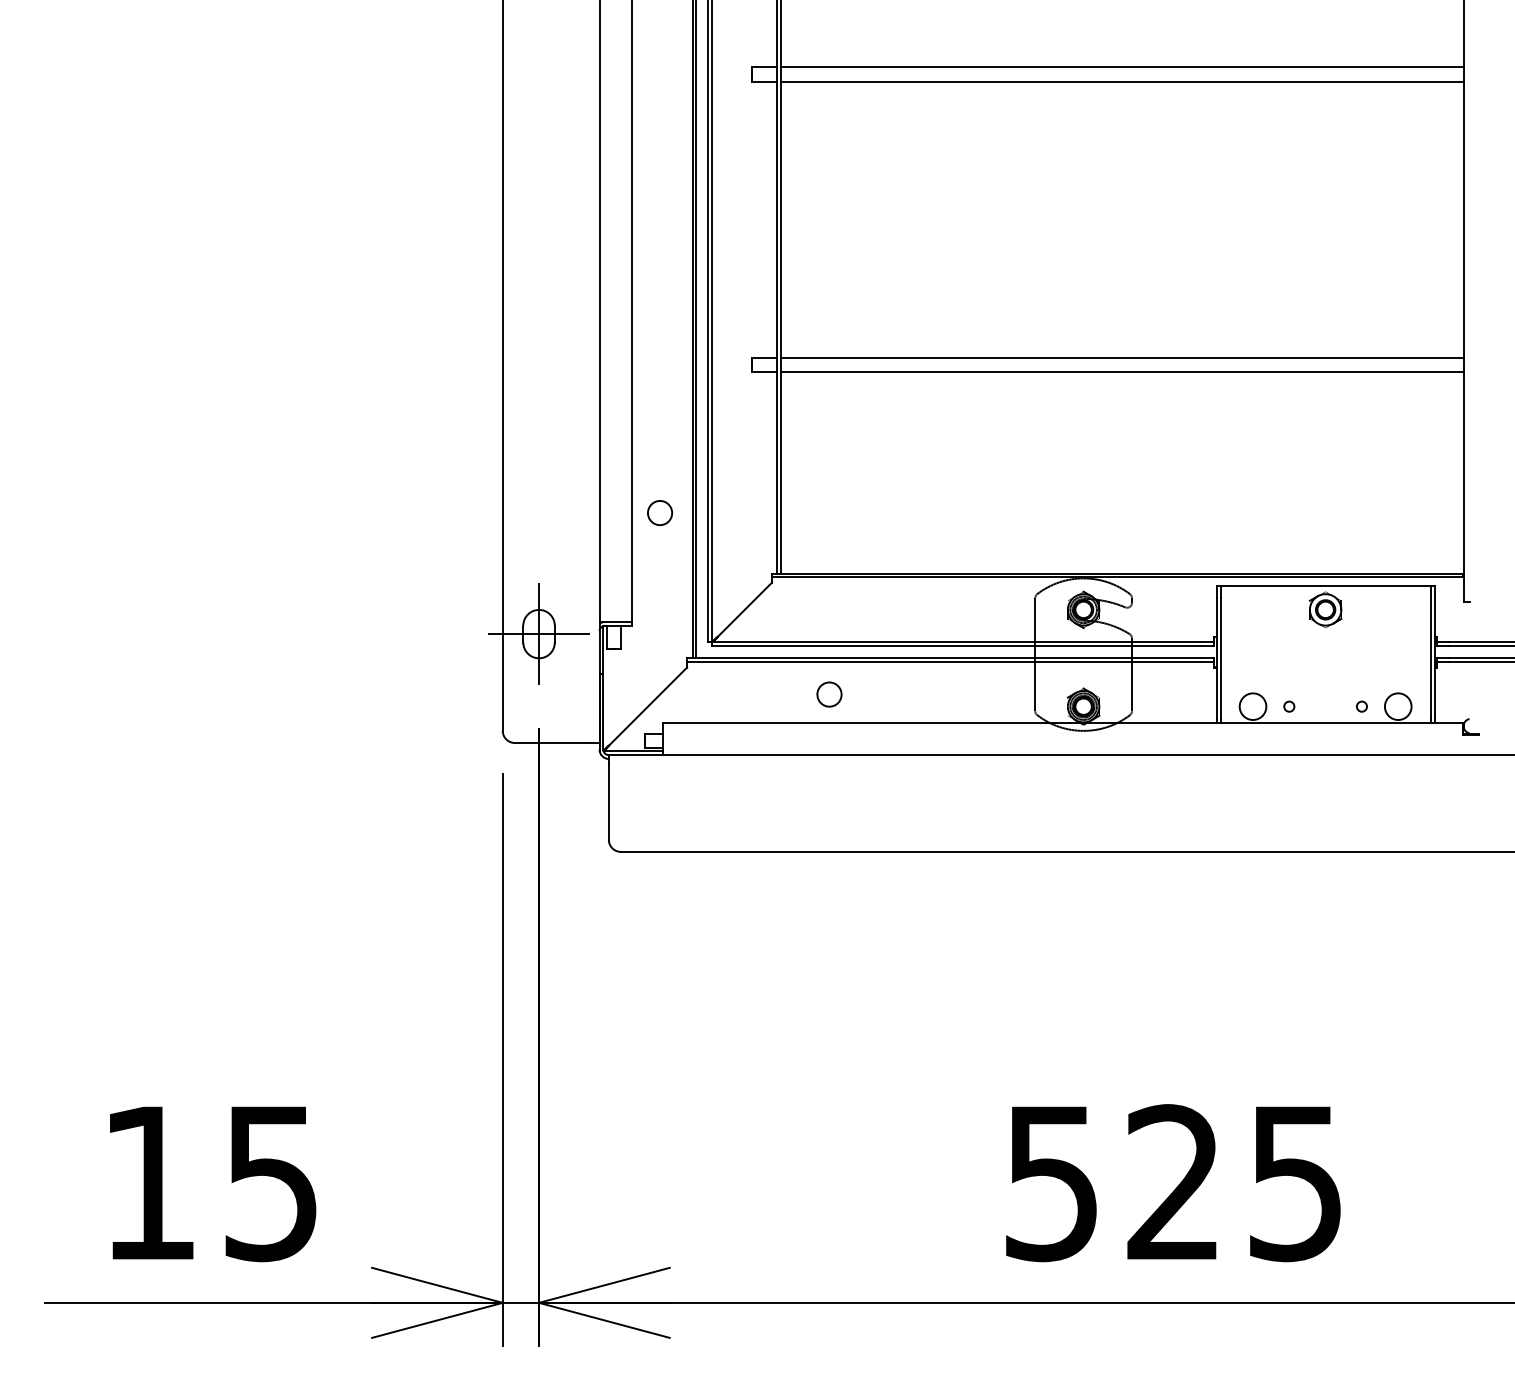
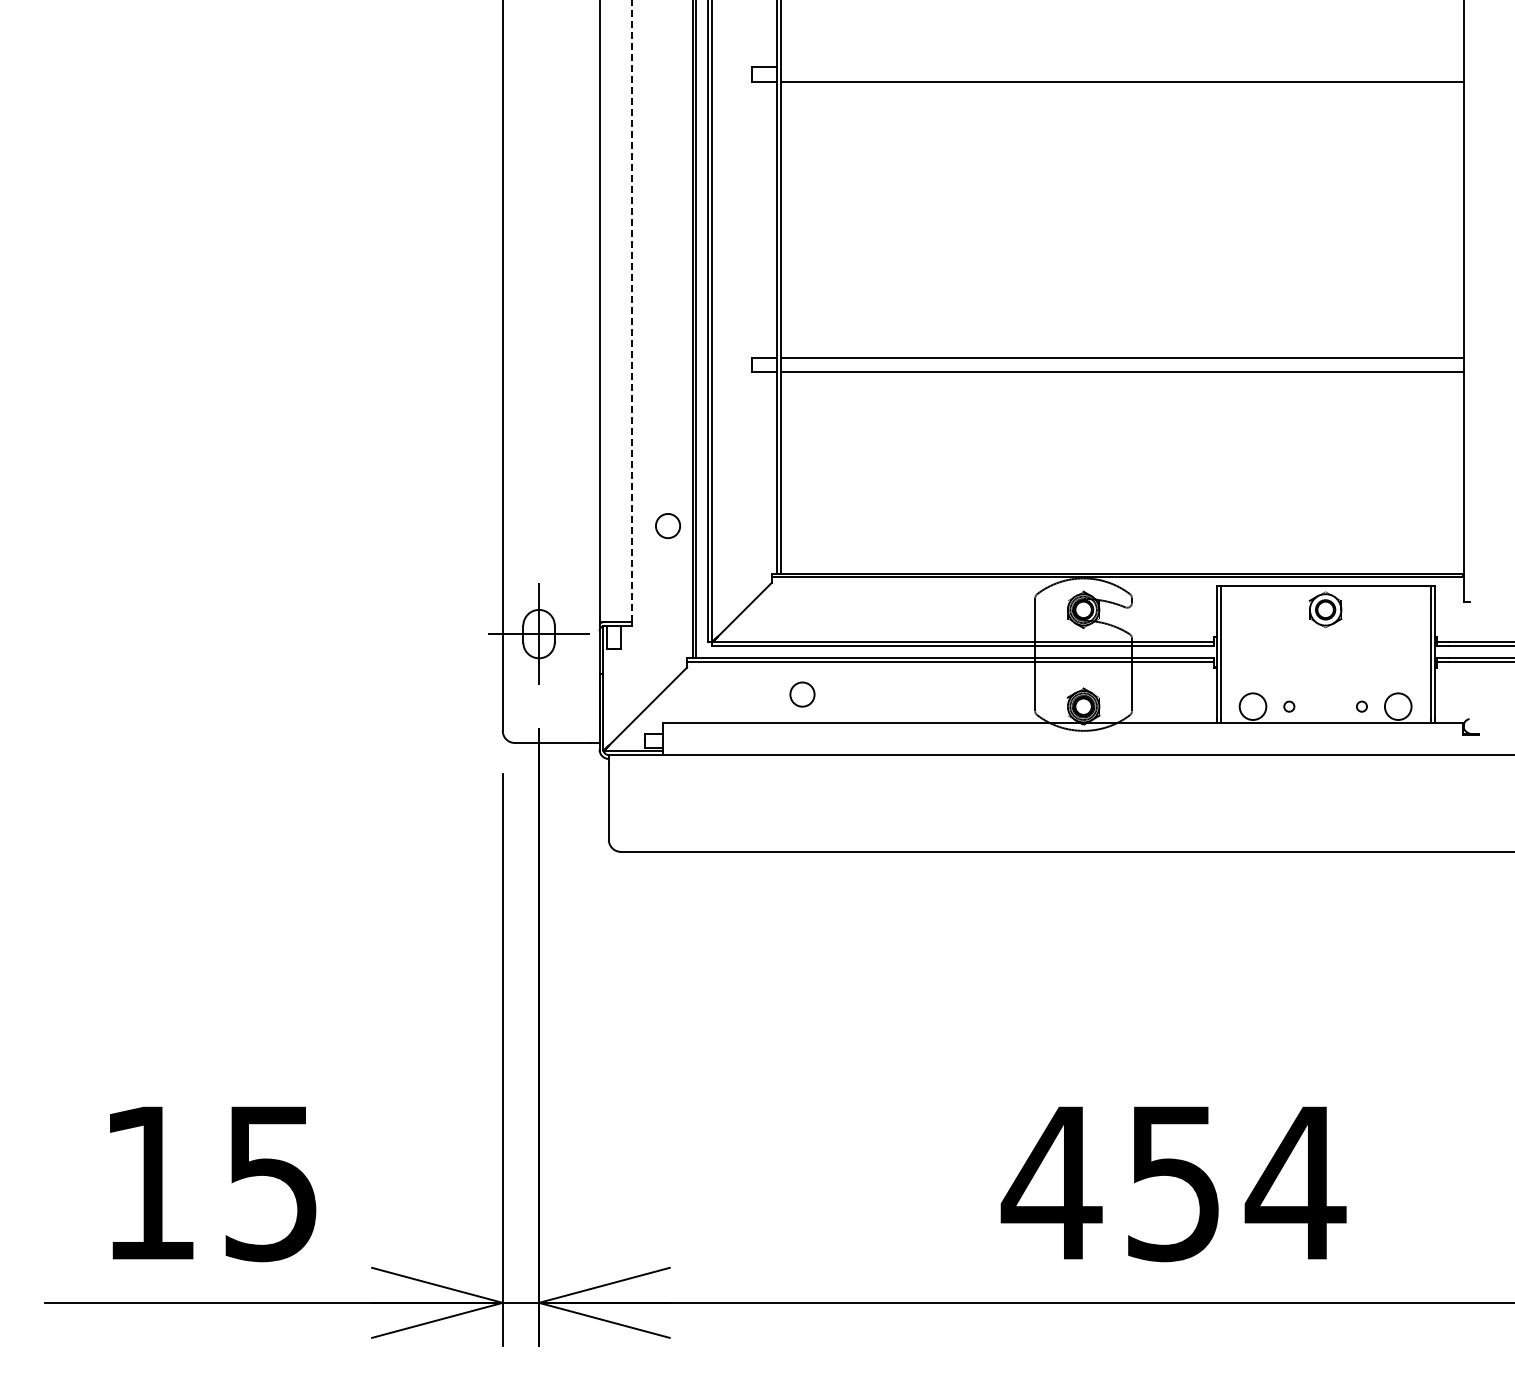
line: present -> none (1122, 67)
line: solid -> dashed (632, 311)
circle position: (660, 512) -> (668, 525) (668, 525)
circle position: (829, 694) -> (802, 694) (802, 694)
text: 525 -> 454 (1173, 1183)
